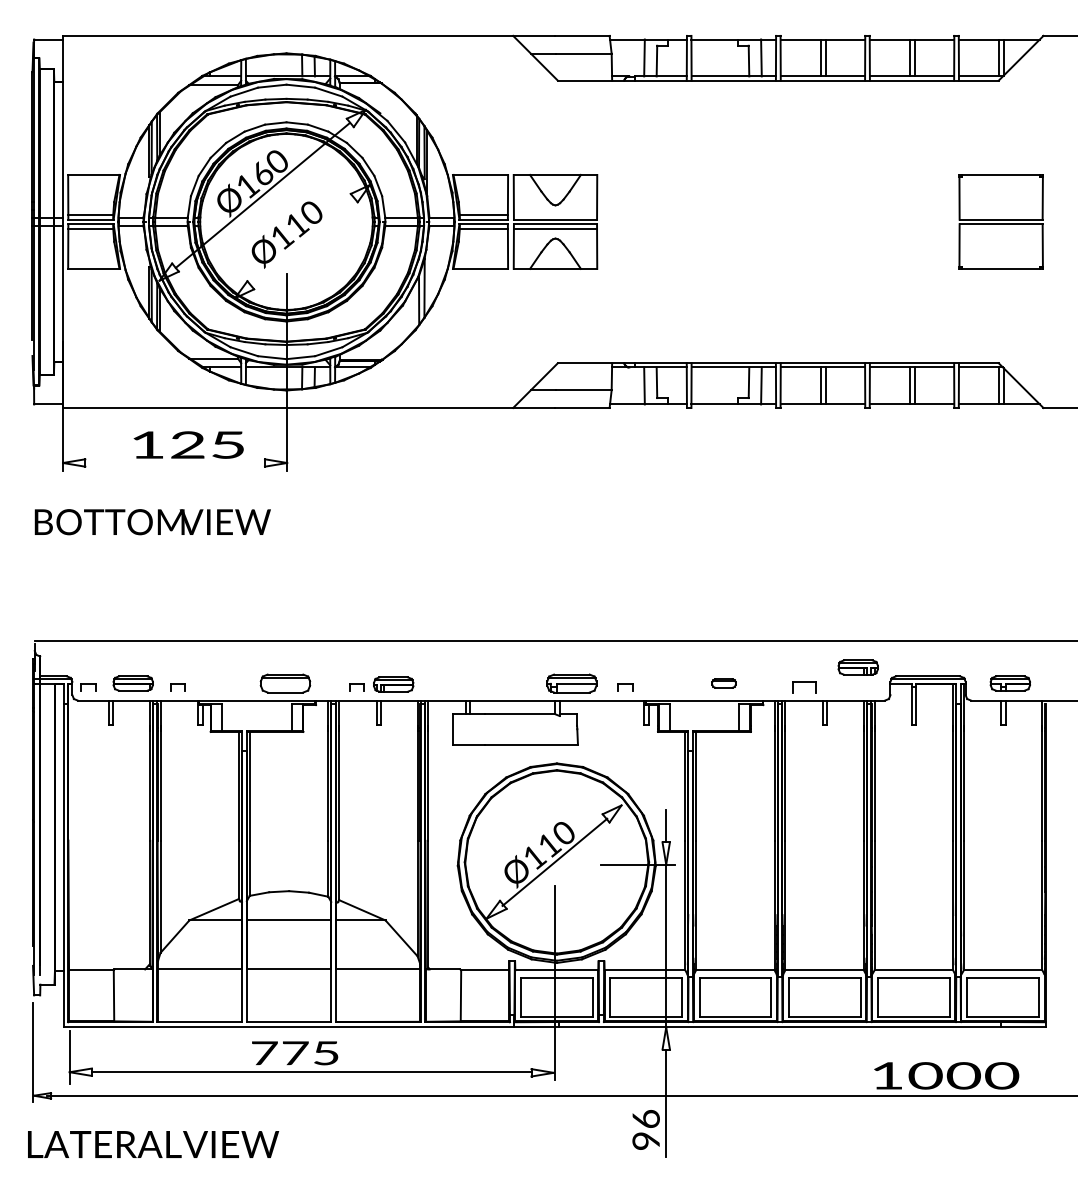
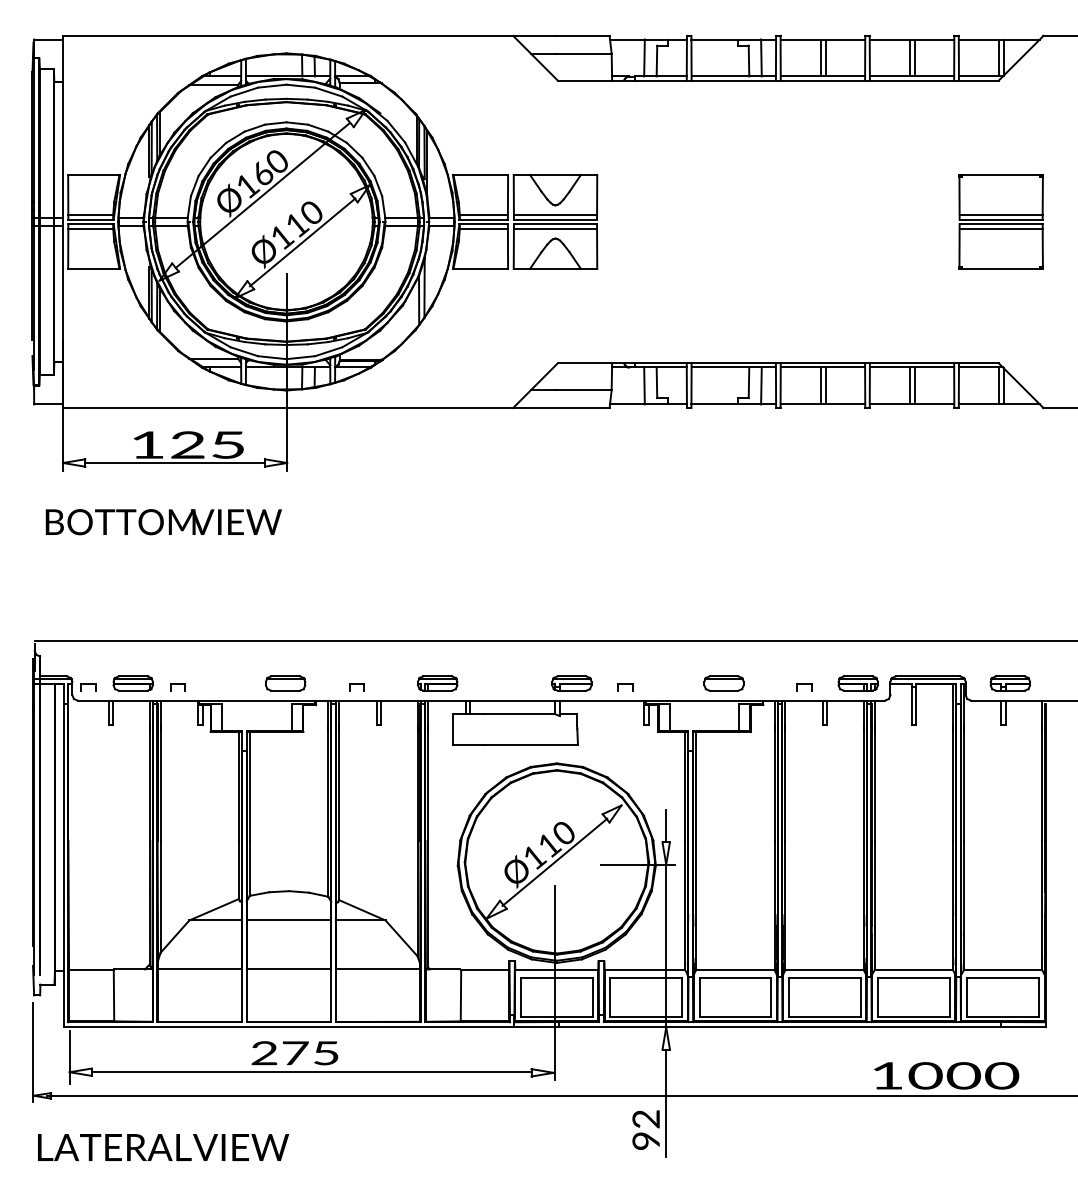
line: none -> present (555, 214)
line: none -> present (1000, 214)
line: none -> present (1000, 229)
line: none -> present (302, 242)
line: none -> present (174, 463)
text position: (152, 522) -> (163, 522) (163, 522)
part position: (857, 667) -> (857, 683) (857, 683)
part size: 53x21 px -> 42x17 px (285, 683)
part size: 52x21 px -> 42x17 px (571, 683)
part size: 26x11 px -> 42x17 px (723, 683)
part position: (393, 684) -> (437, 683) (437, 683)
part size: 25x13 px -> 17x9 px (804, 687)
text: 775 -> 275 (264, 1053)
text: 96 -> 92 (645, 1119)
text position: (153, 1144) -> (163, 1147) (163, 1147)
